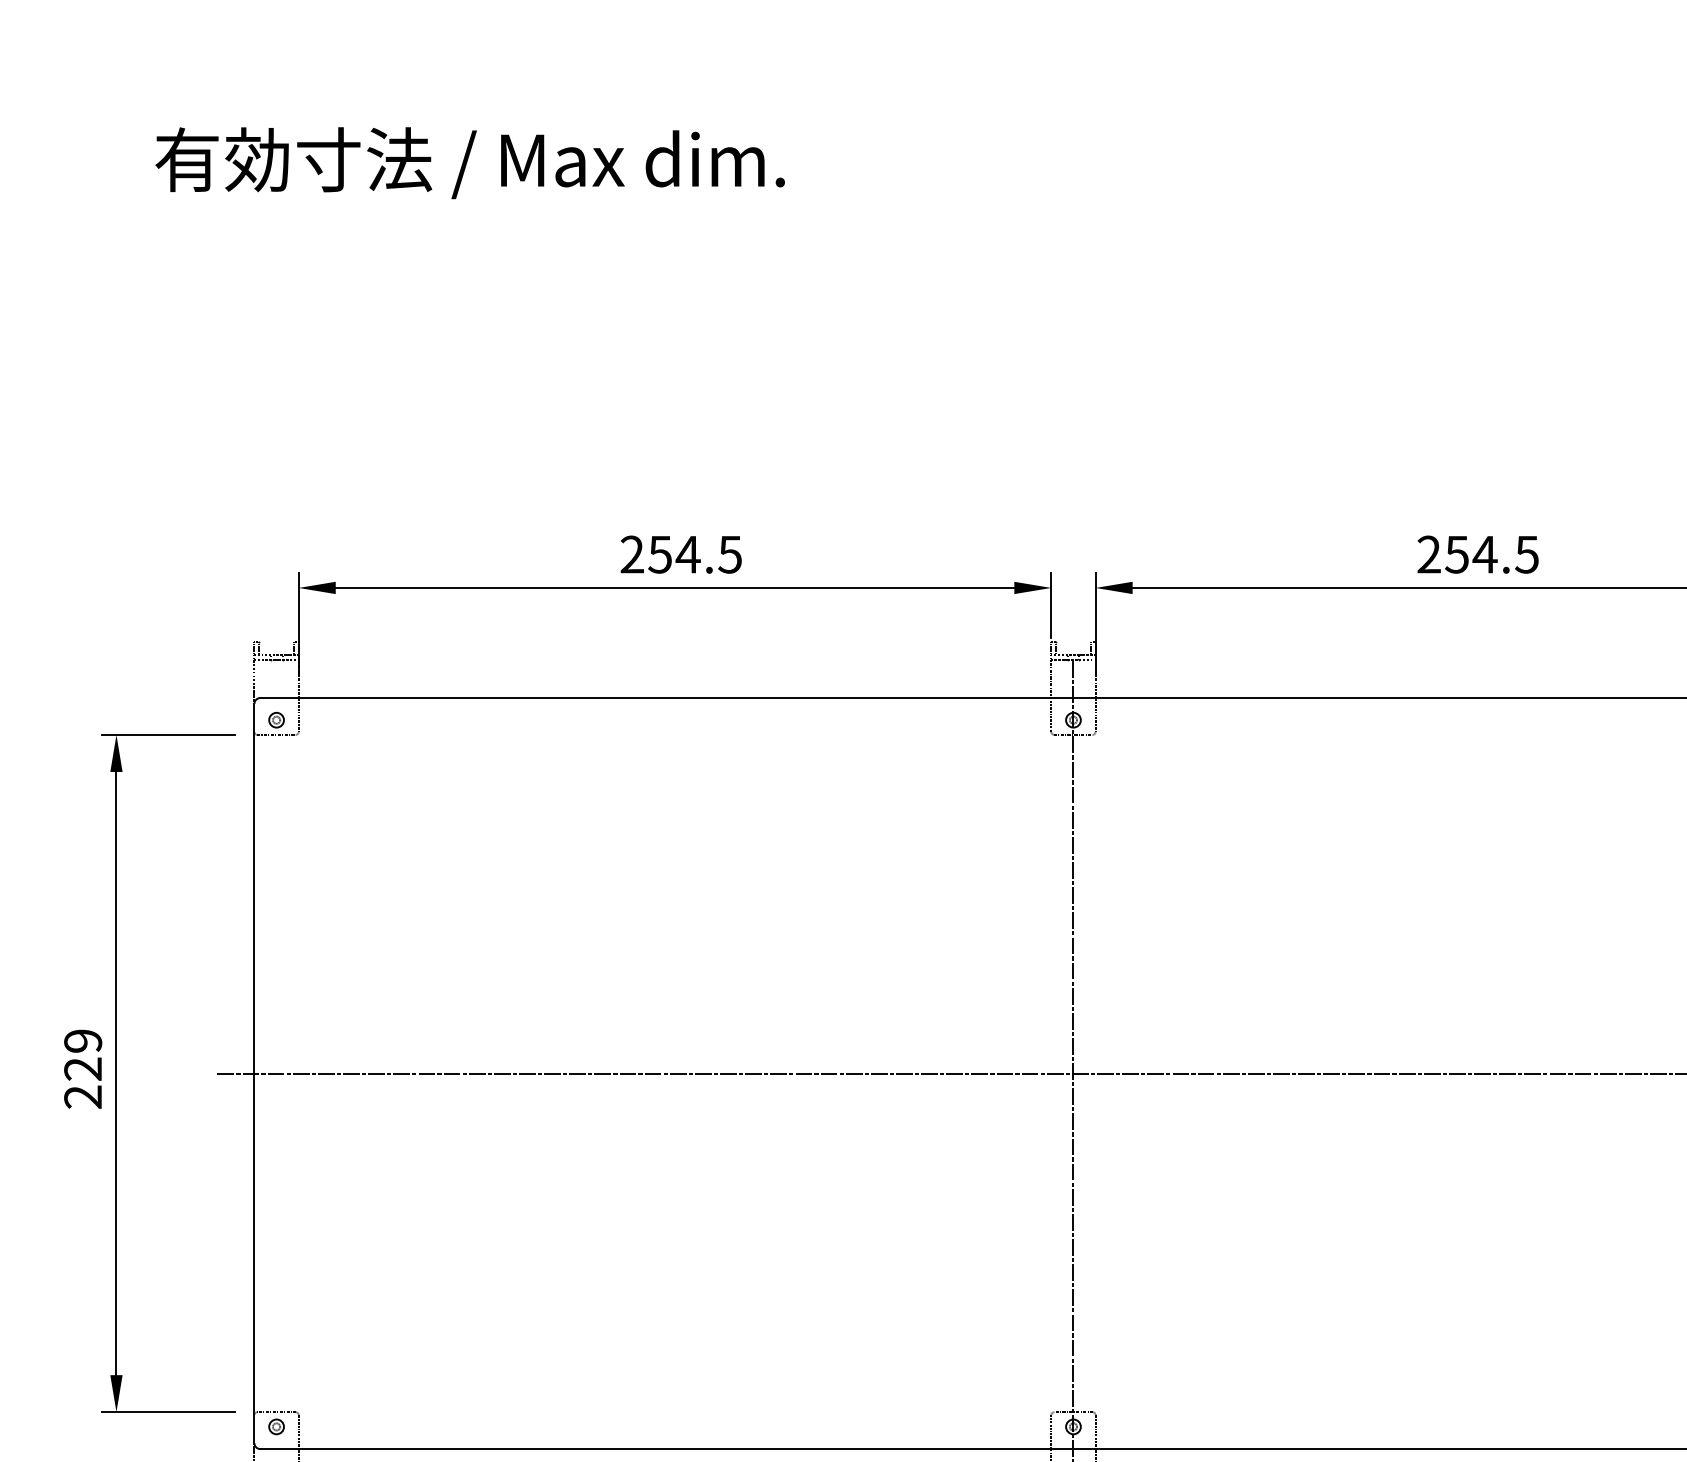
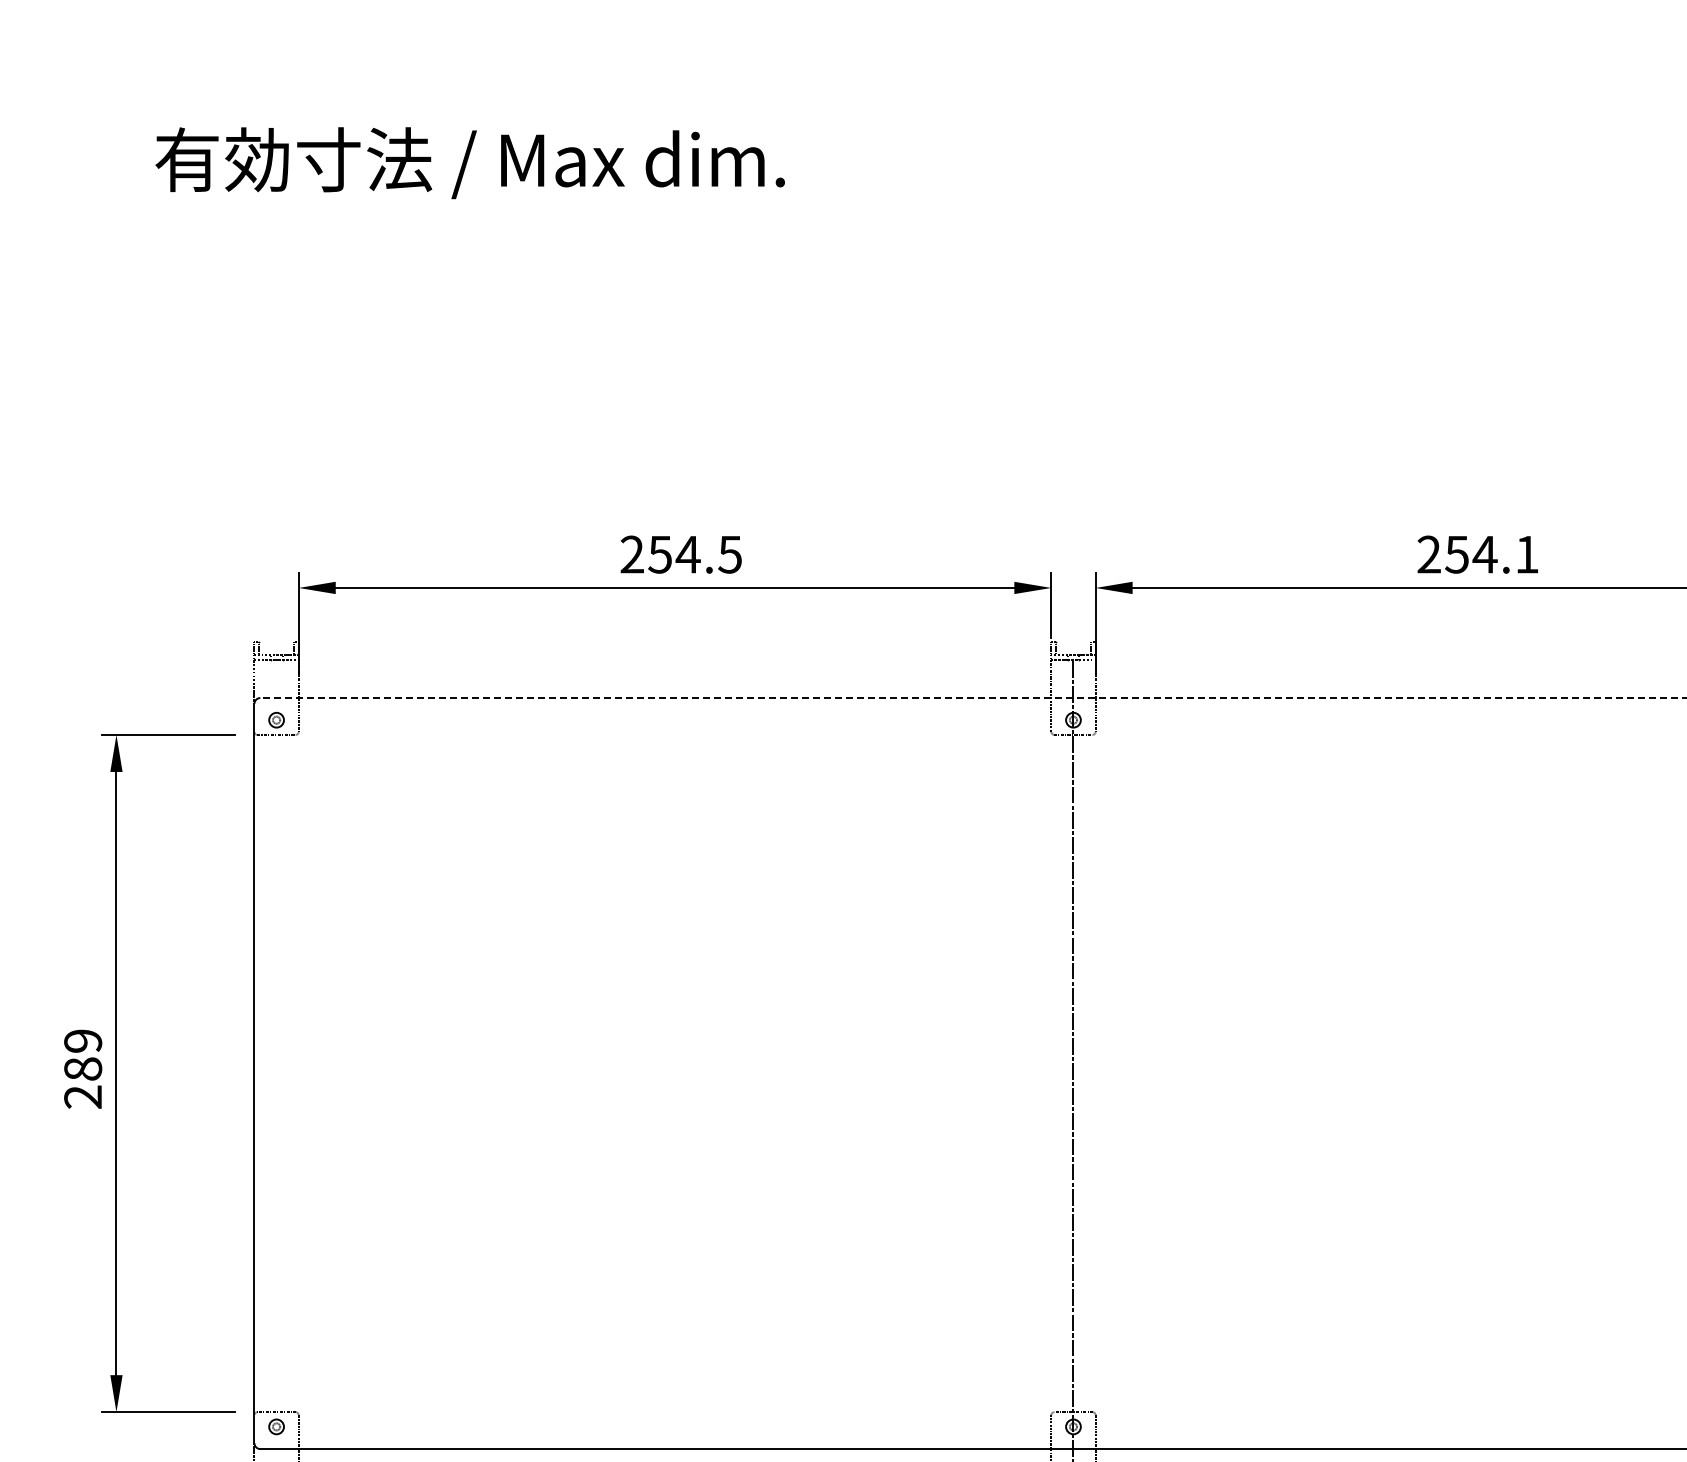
text: 254.5 -> 254.1 (1526, 554)
line: solid -> dashed (973, 698)
text: 229 -> 289 (83, 1068)
line: present -> none (950, 1073)
